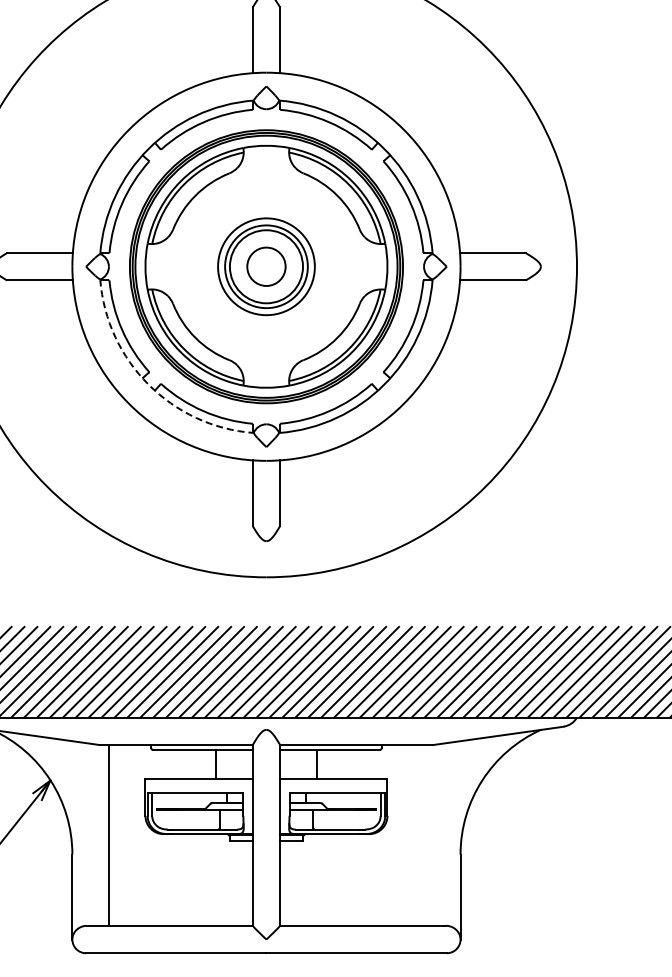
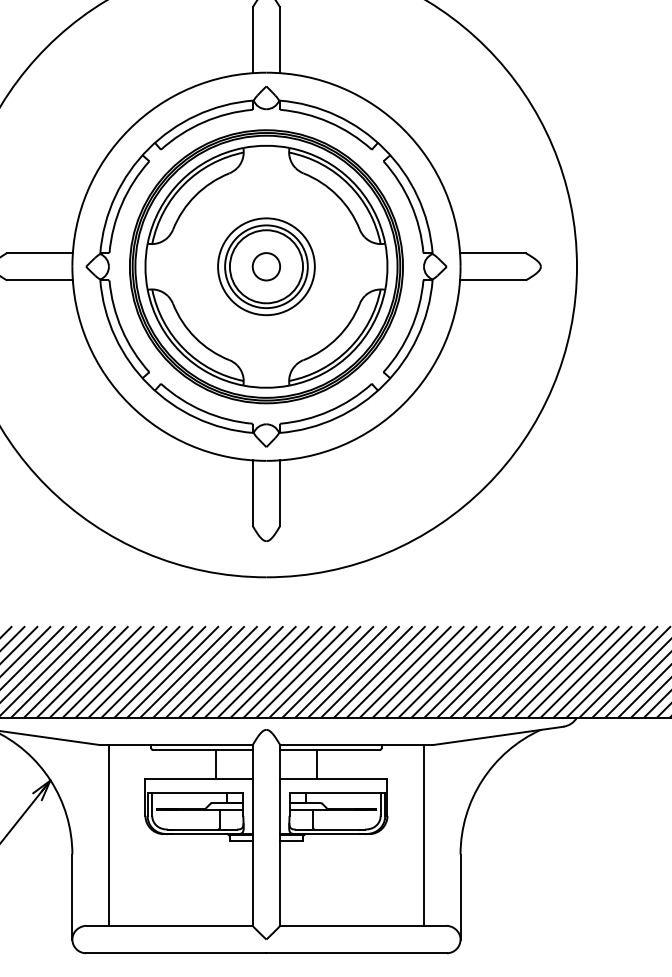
circle diameter: 38 px -> 27 px (266, 266)
arc: dashed -> solid (148, 384)
line: none -> present (424, 835)
